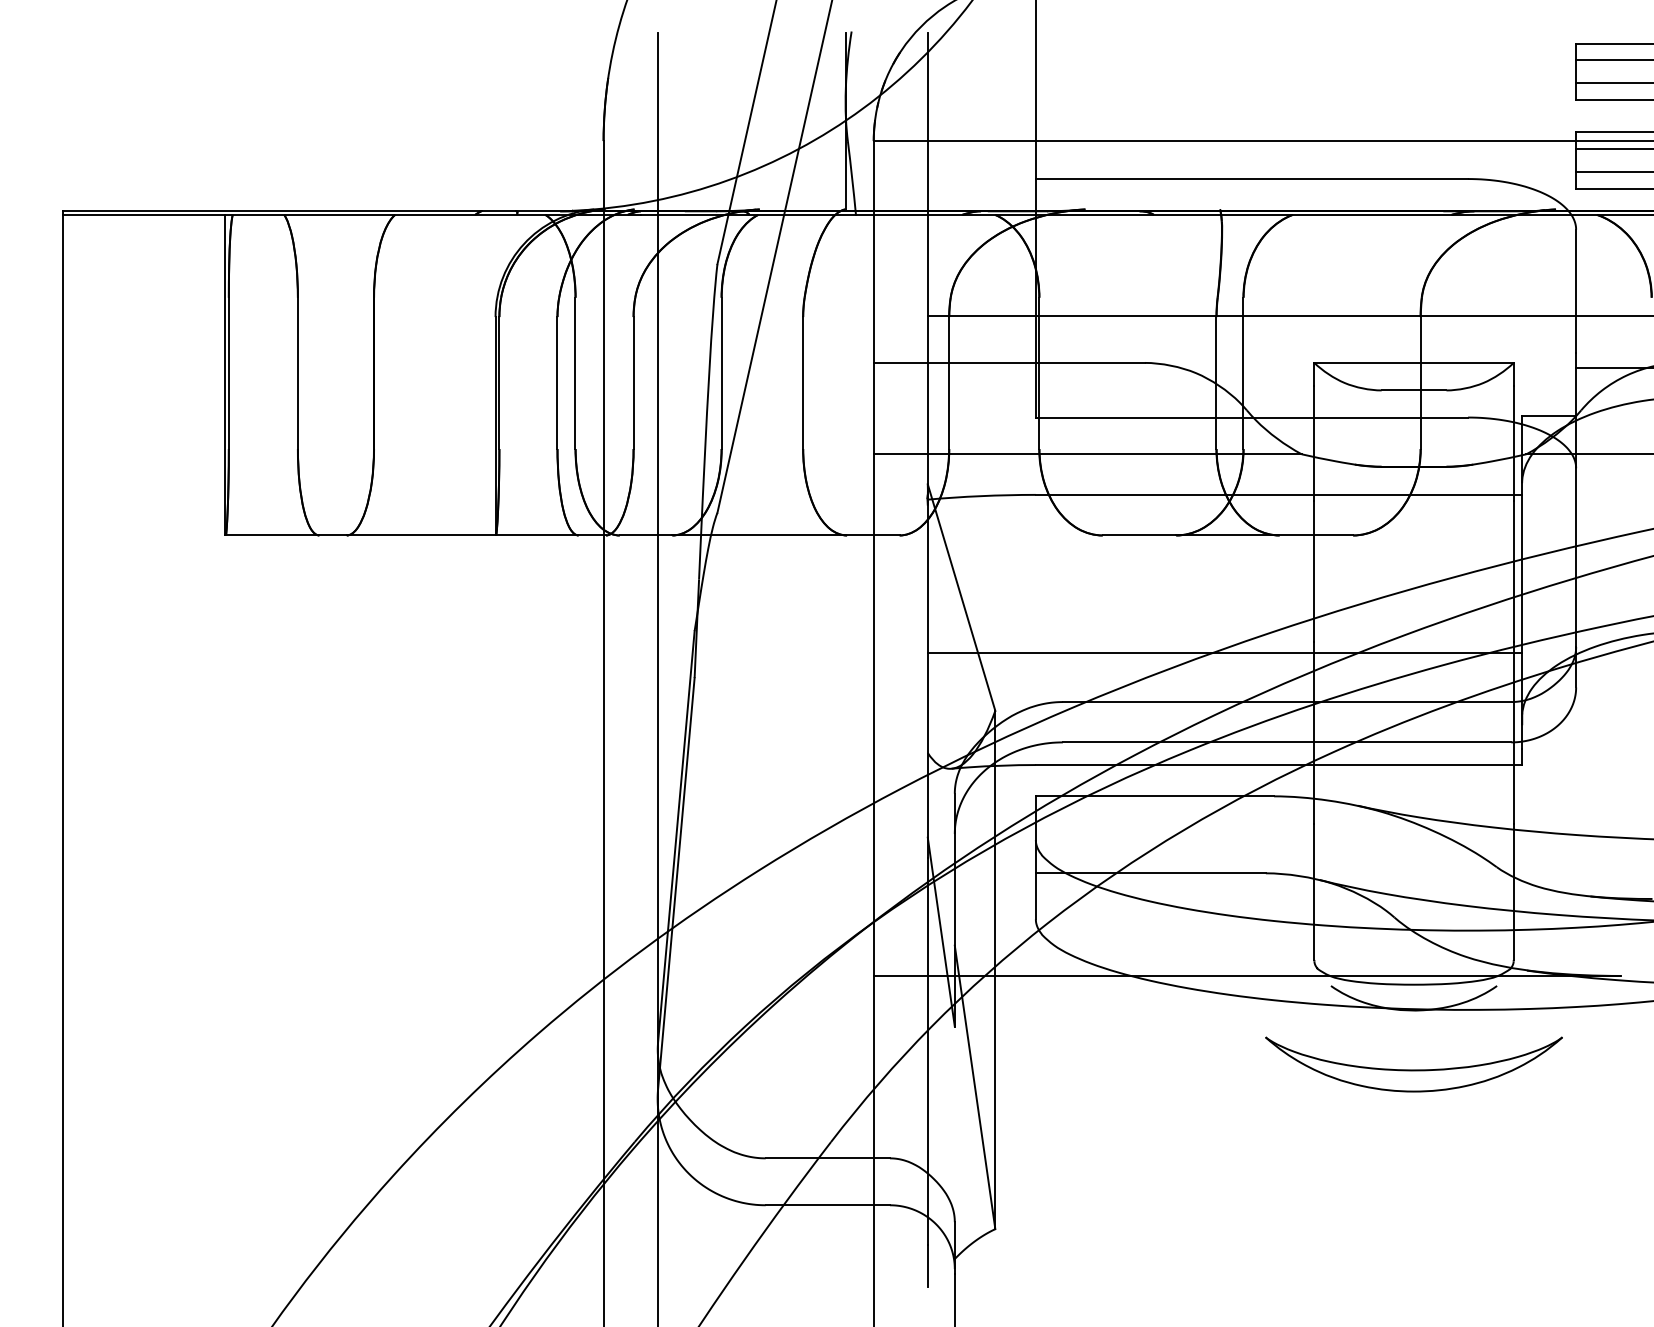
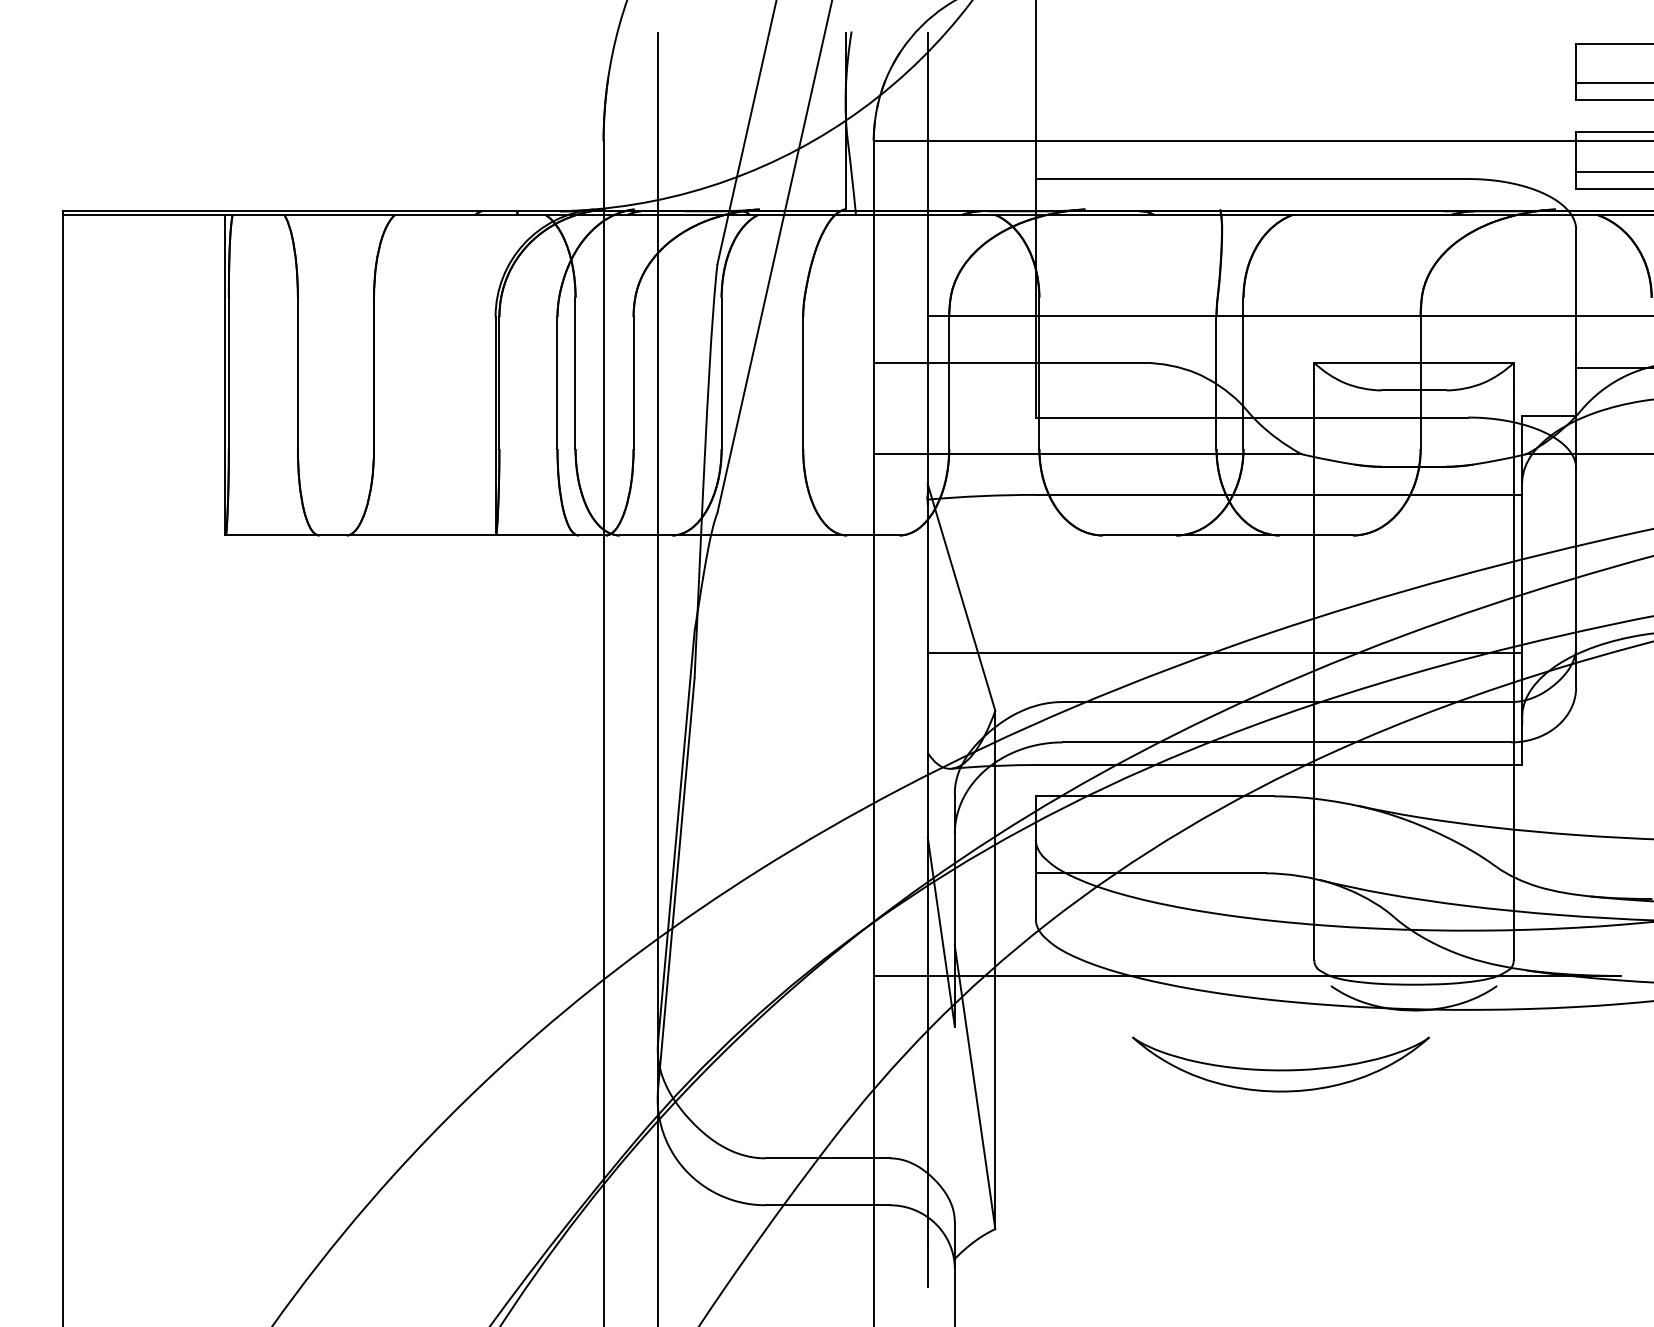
line: present -> none (1613, 60)
line: present -> none (1613, 149)
part position: (1413, 1064) -> (1280, 1064) (1280, 1064)
